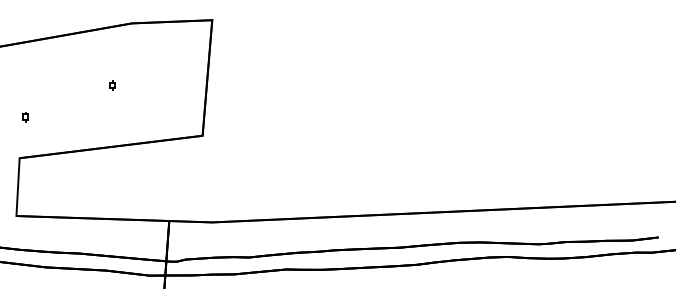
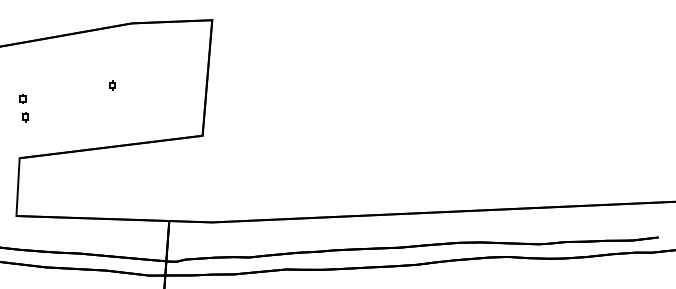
part: none -> present (22, 98)
